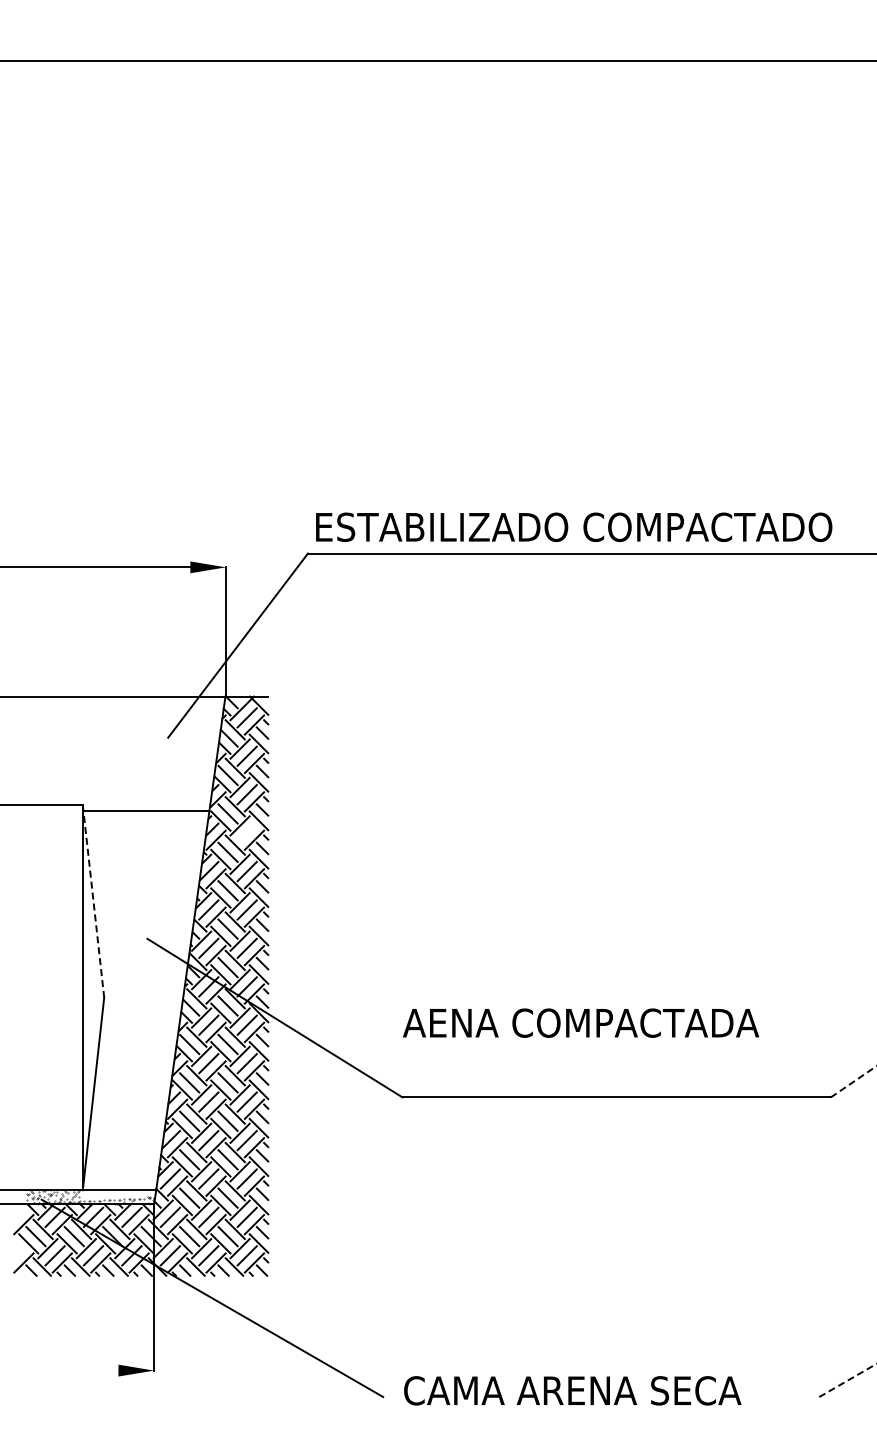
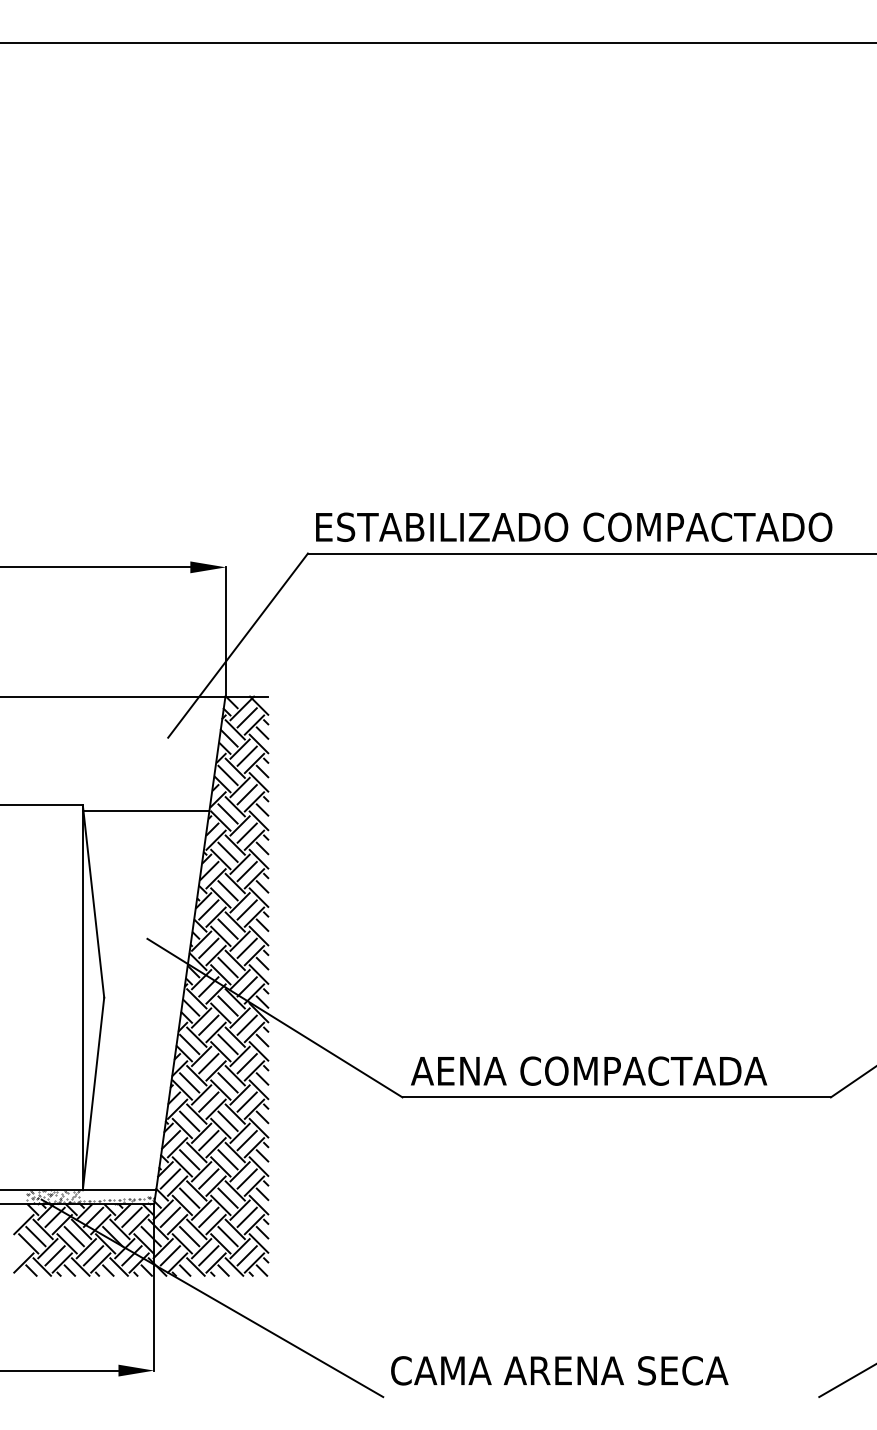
line position: (437, 60) -> (437, 42) (437, 42)
line: none -> present (246, 832)
line: dashed -> solid (93, 901)
text position: (581, 1022) -> (589, 1070) (589, 1070)
line: dashed -> solid (853, 1081)
line: none -> present (60, 1370)
line: dashed -> solid (847, 1380)
text position: (572, 1390) -> (559, 1370) (559, 1370)
